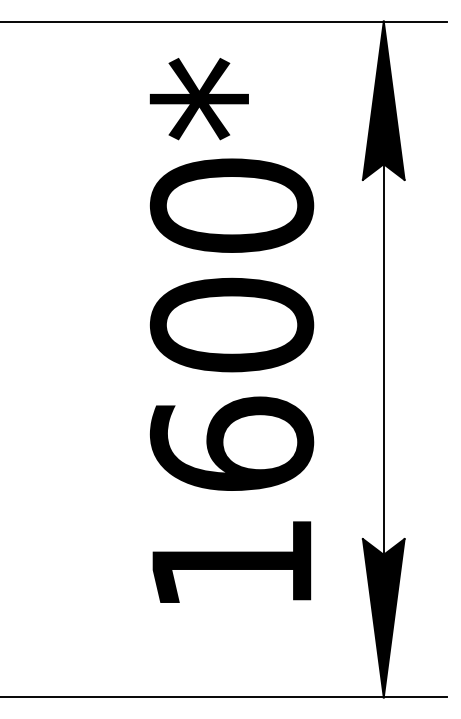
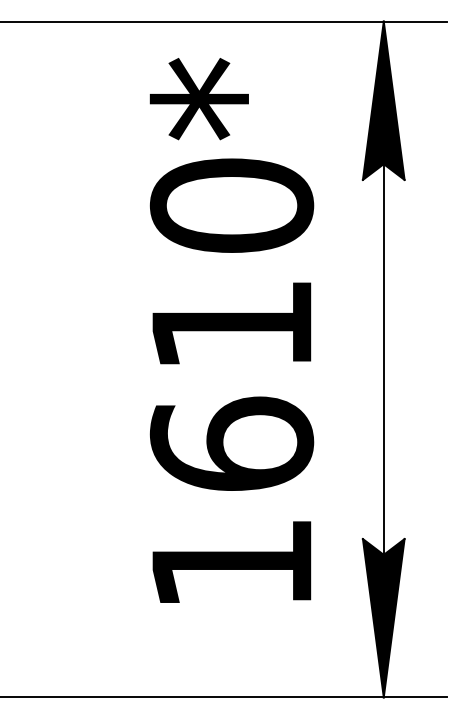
text: 1600* -> 1610* (231, 324)
